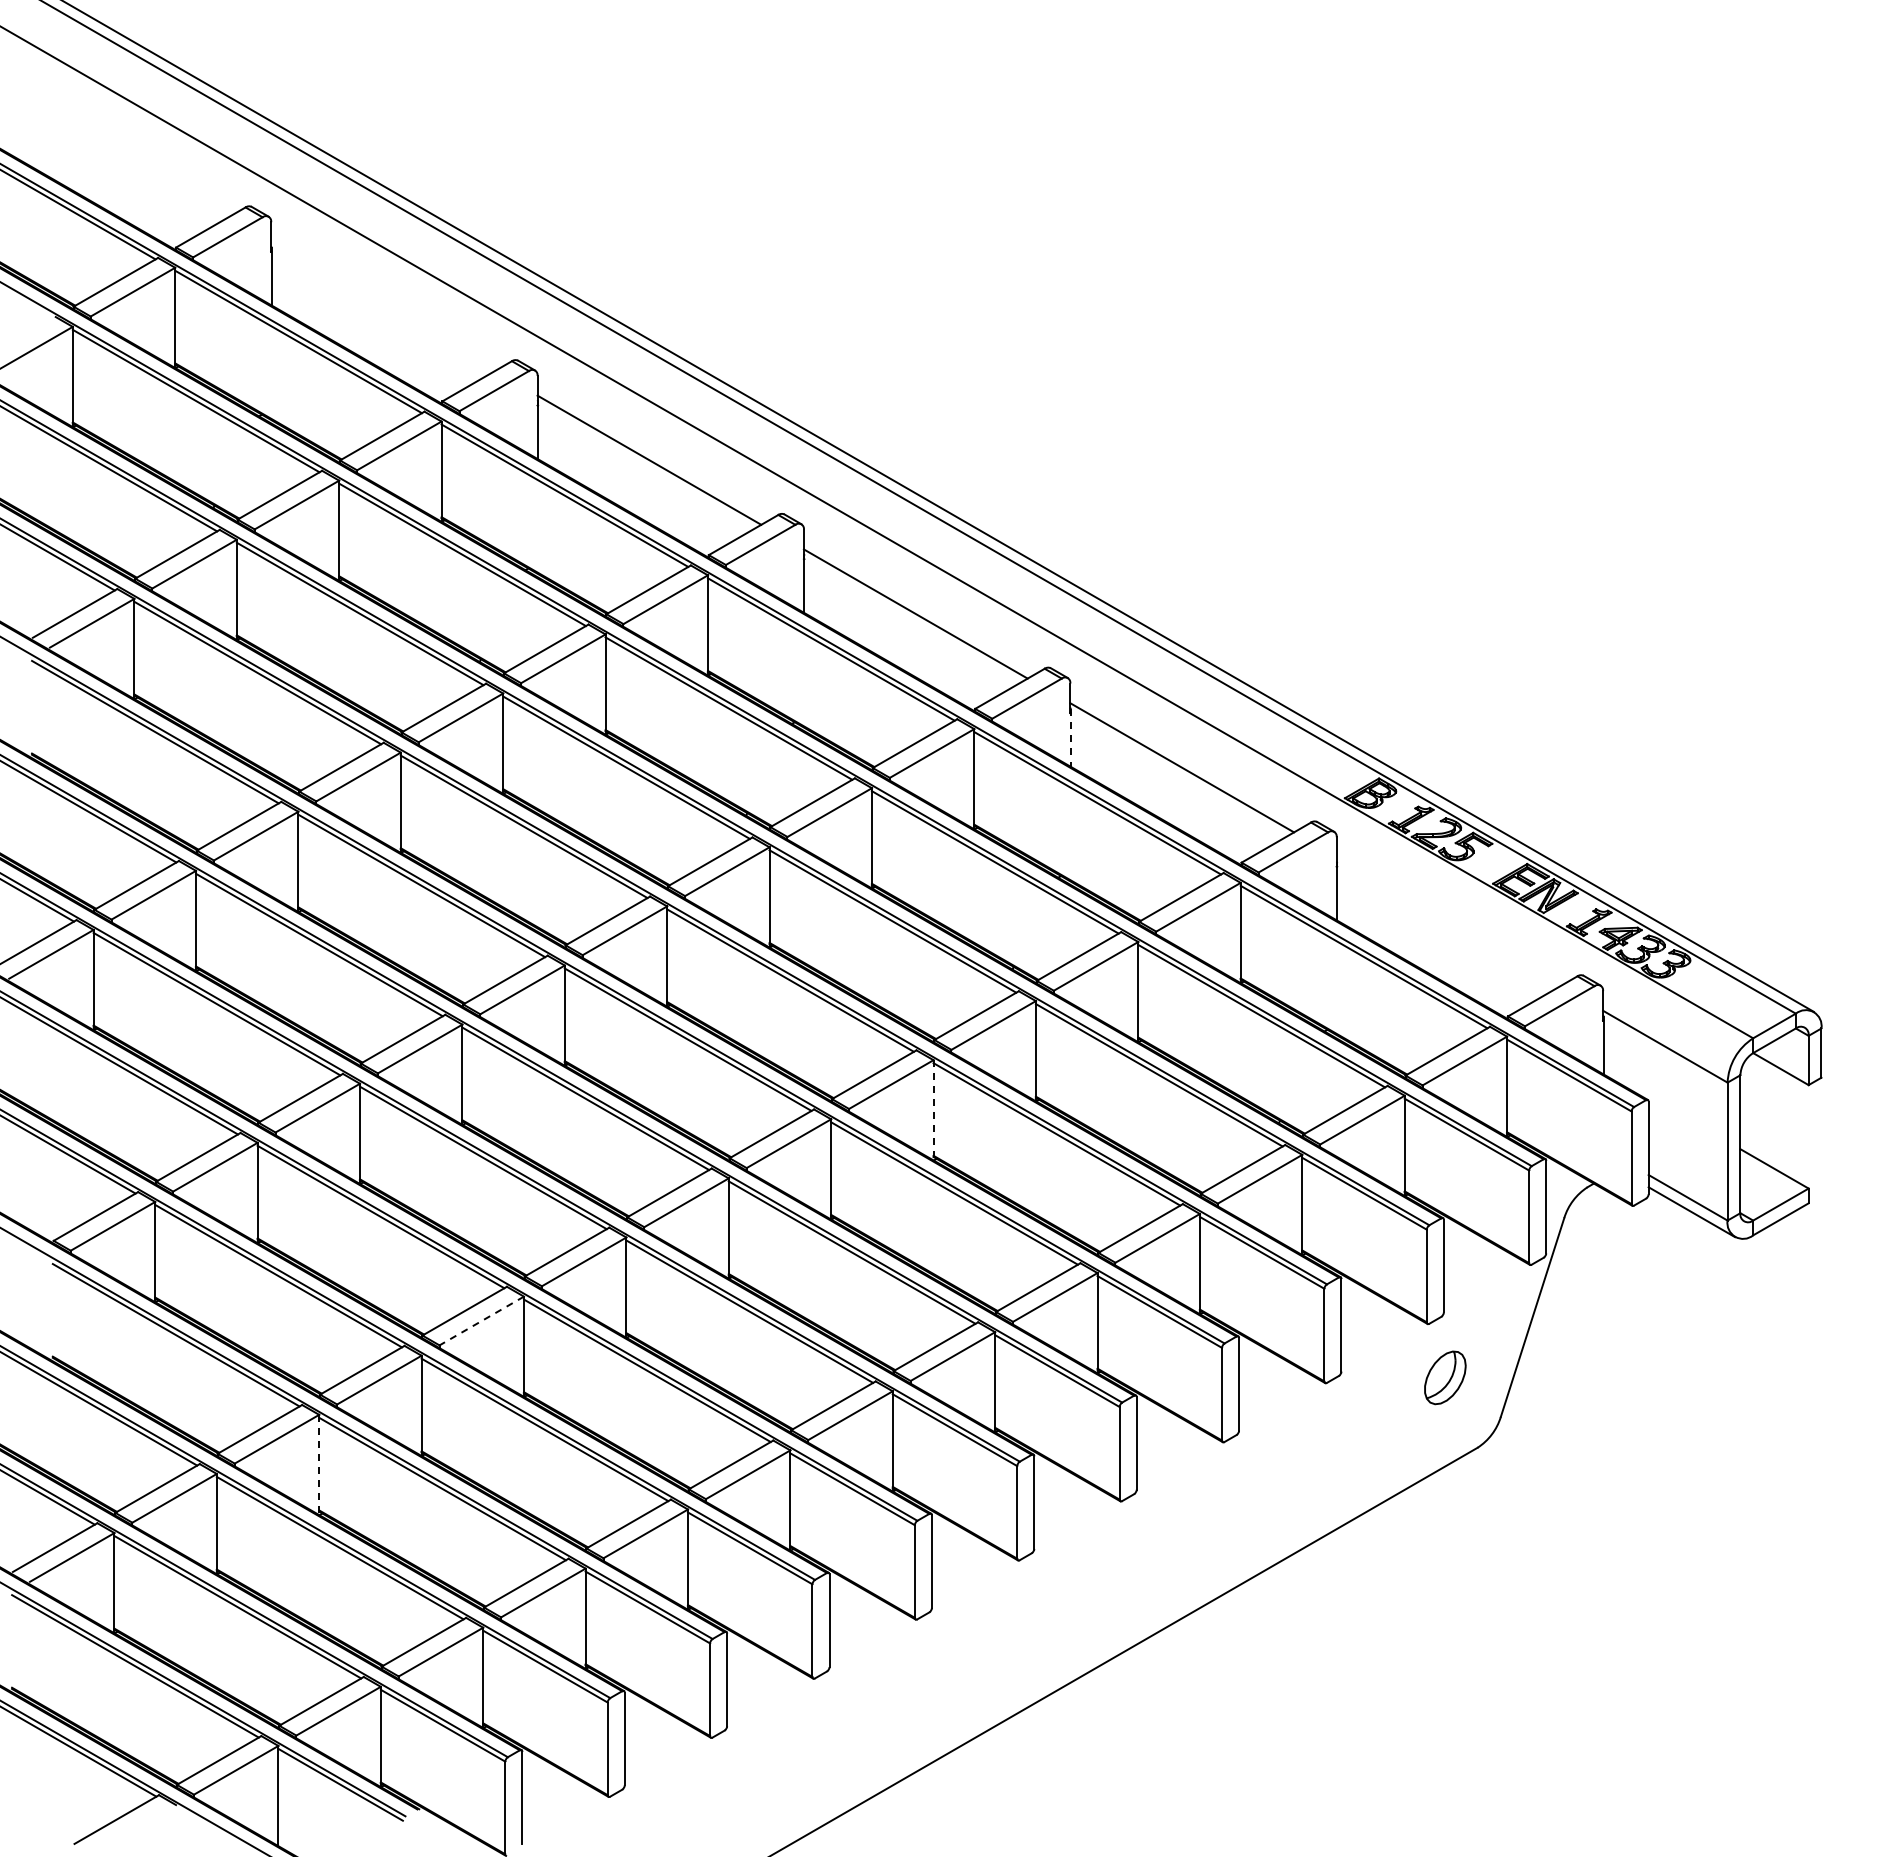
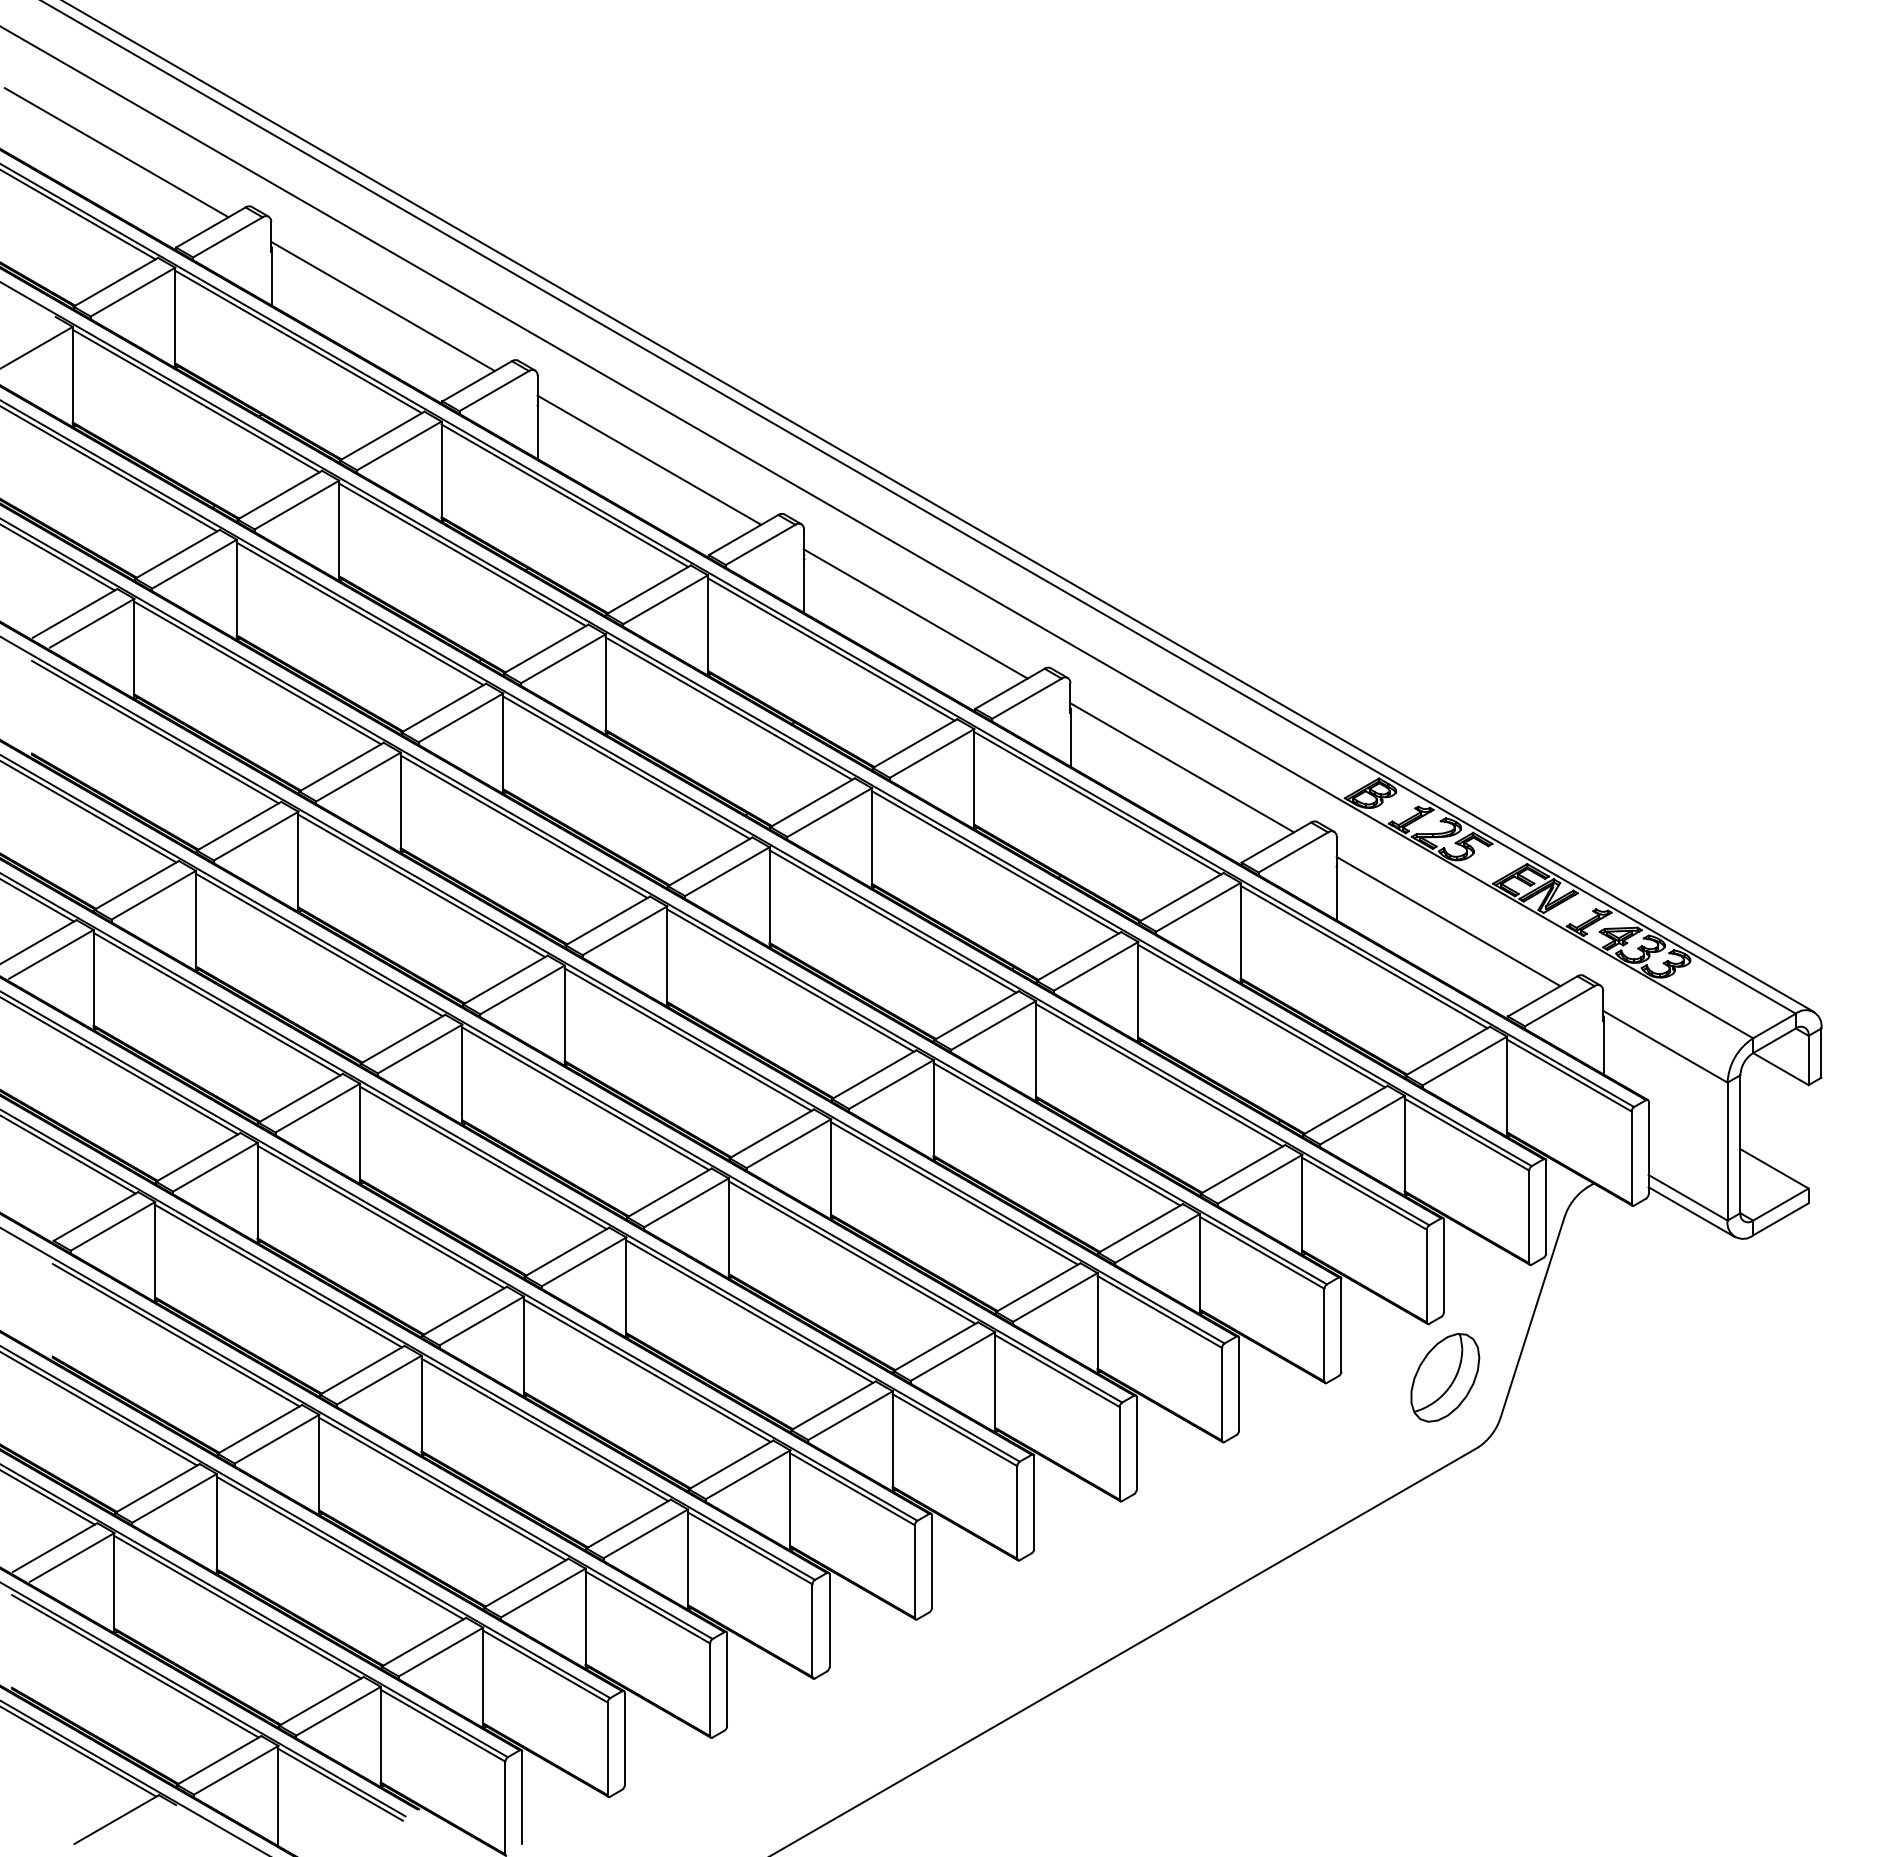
line: none -> present (116, 152)
line: none -> present (382, 306)
line: dashed -> solid (1070, 738)
line: none -> present (1448, 921)
line: dashed -> solid (933, 1110)
line: dashed -> solid (481, 1321)
part size: 43x56 px -> 71x90 px (1445, 1377)
line: dashed -> solid (319, 1465)
